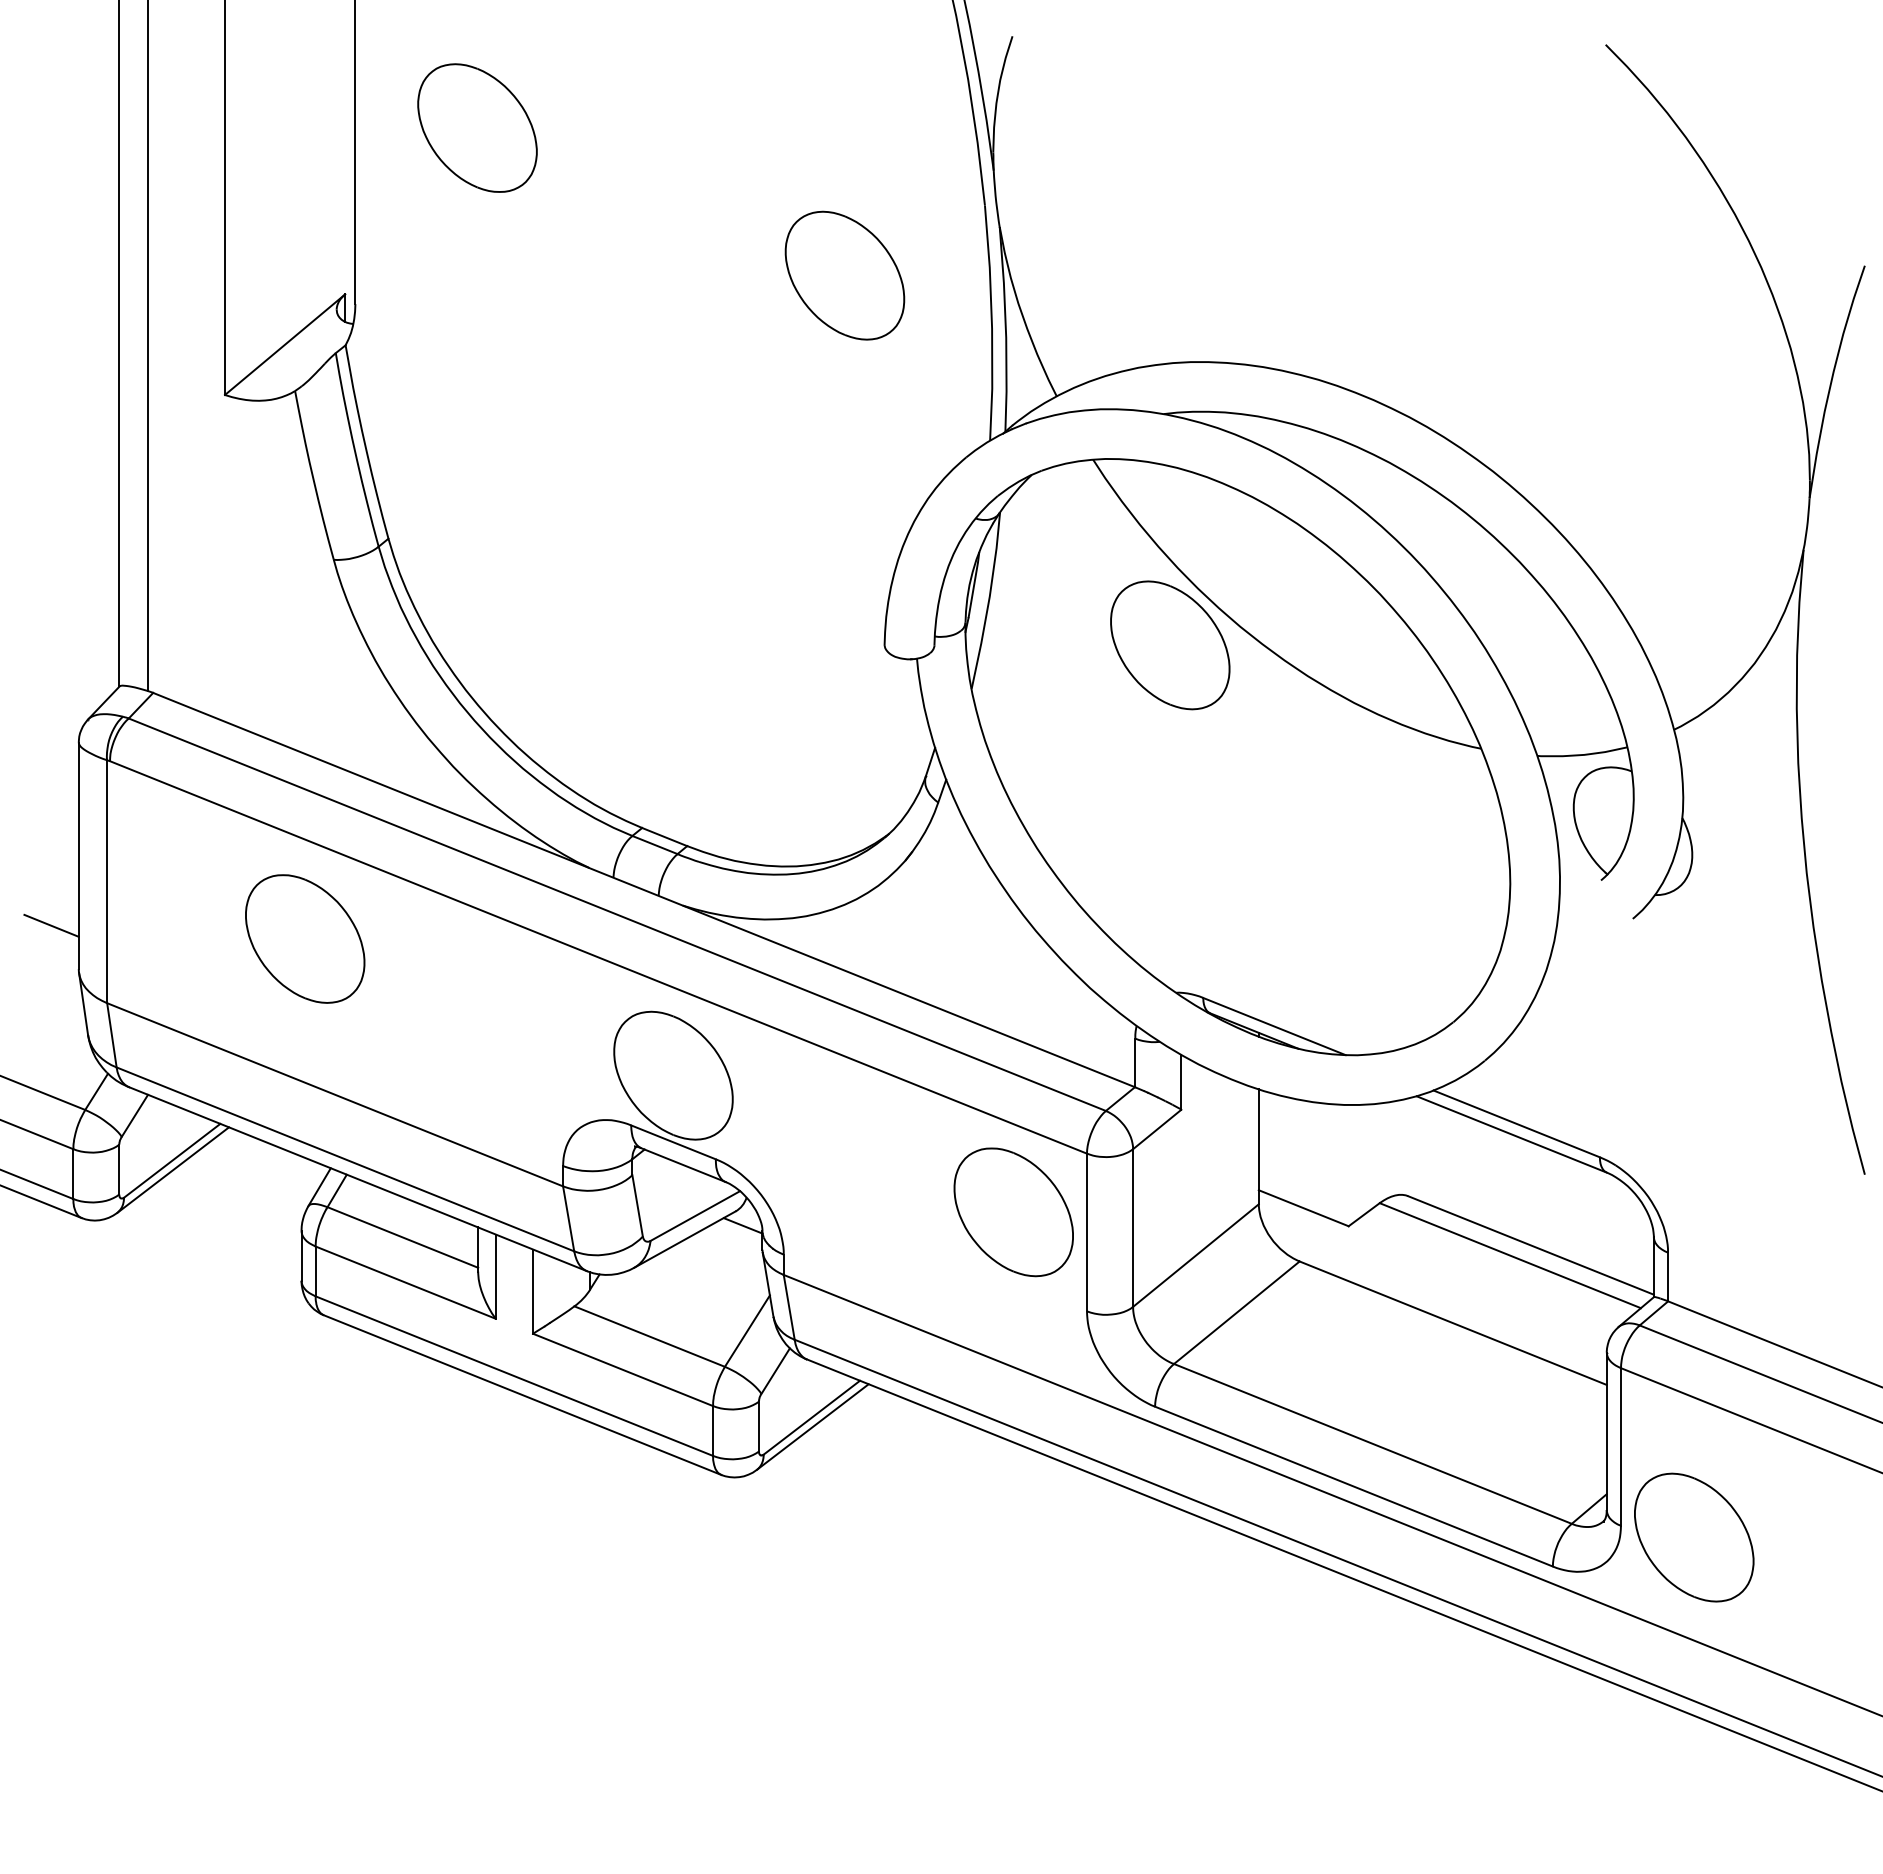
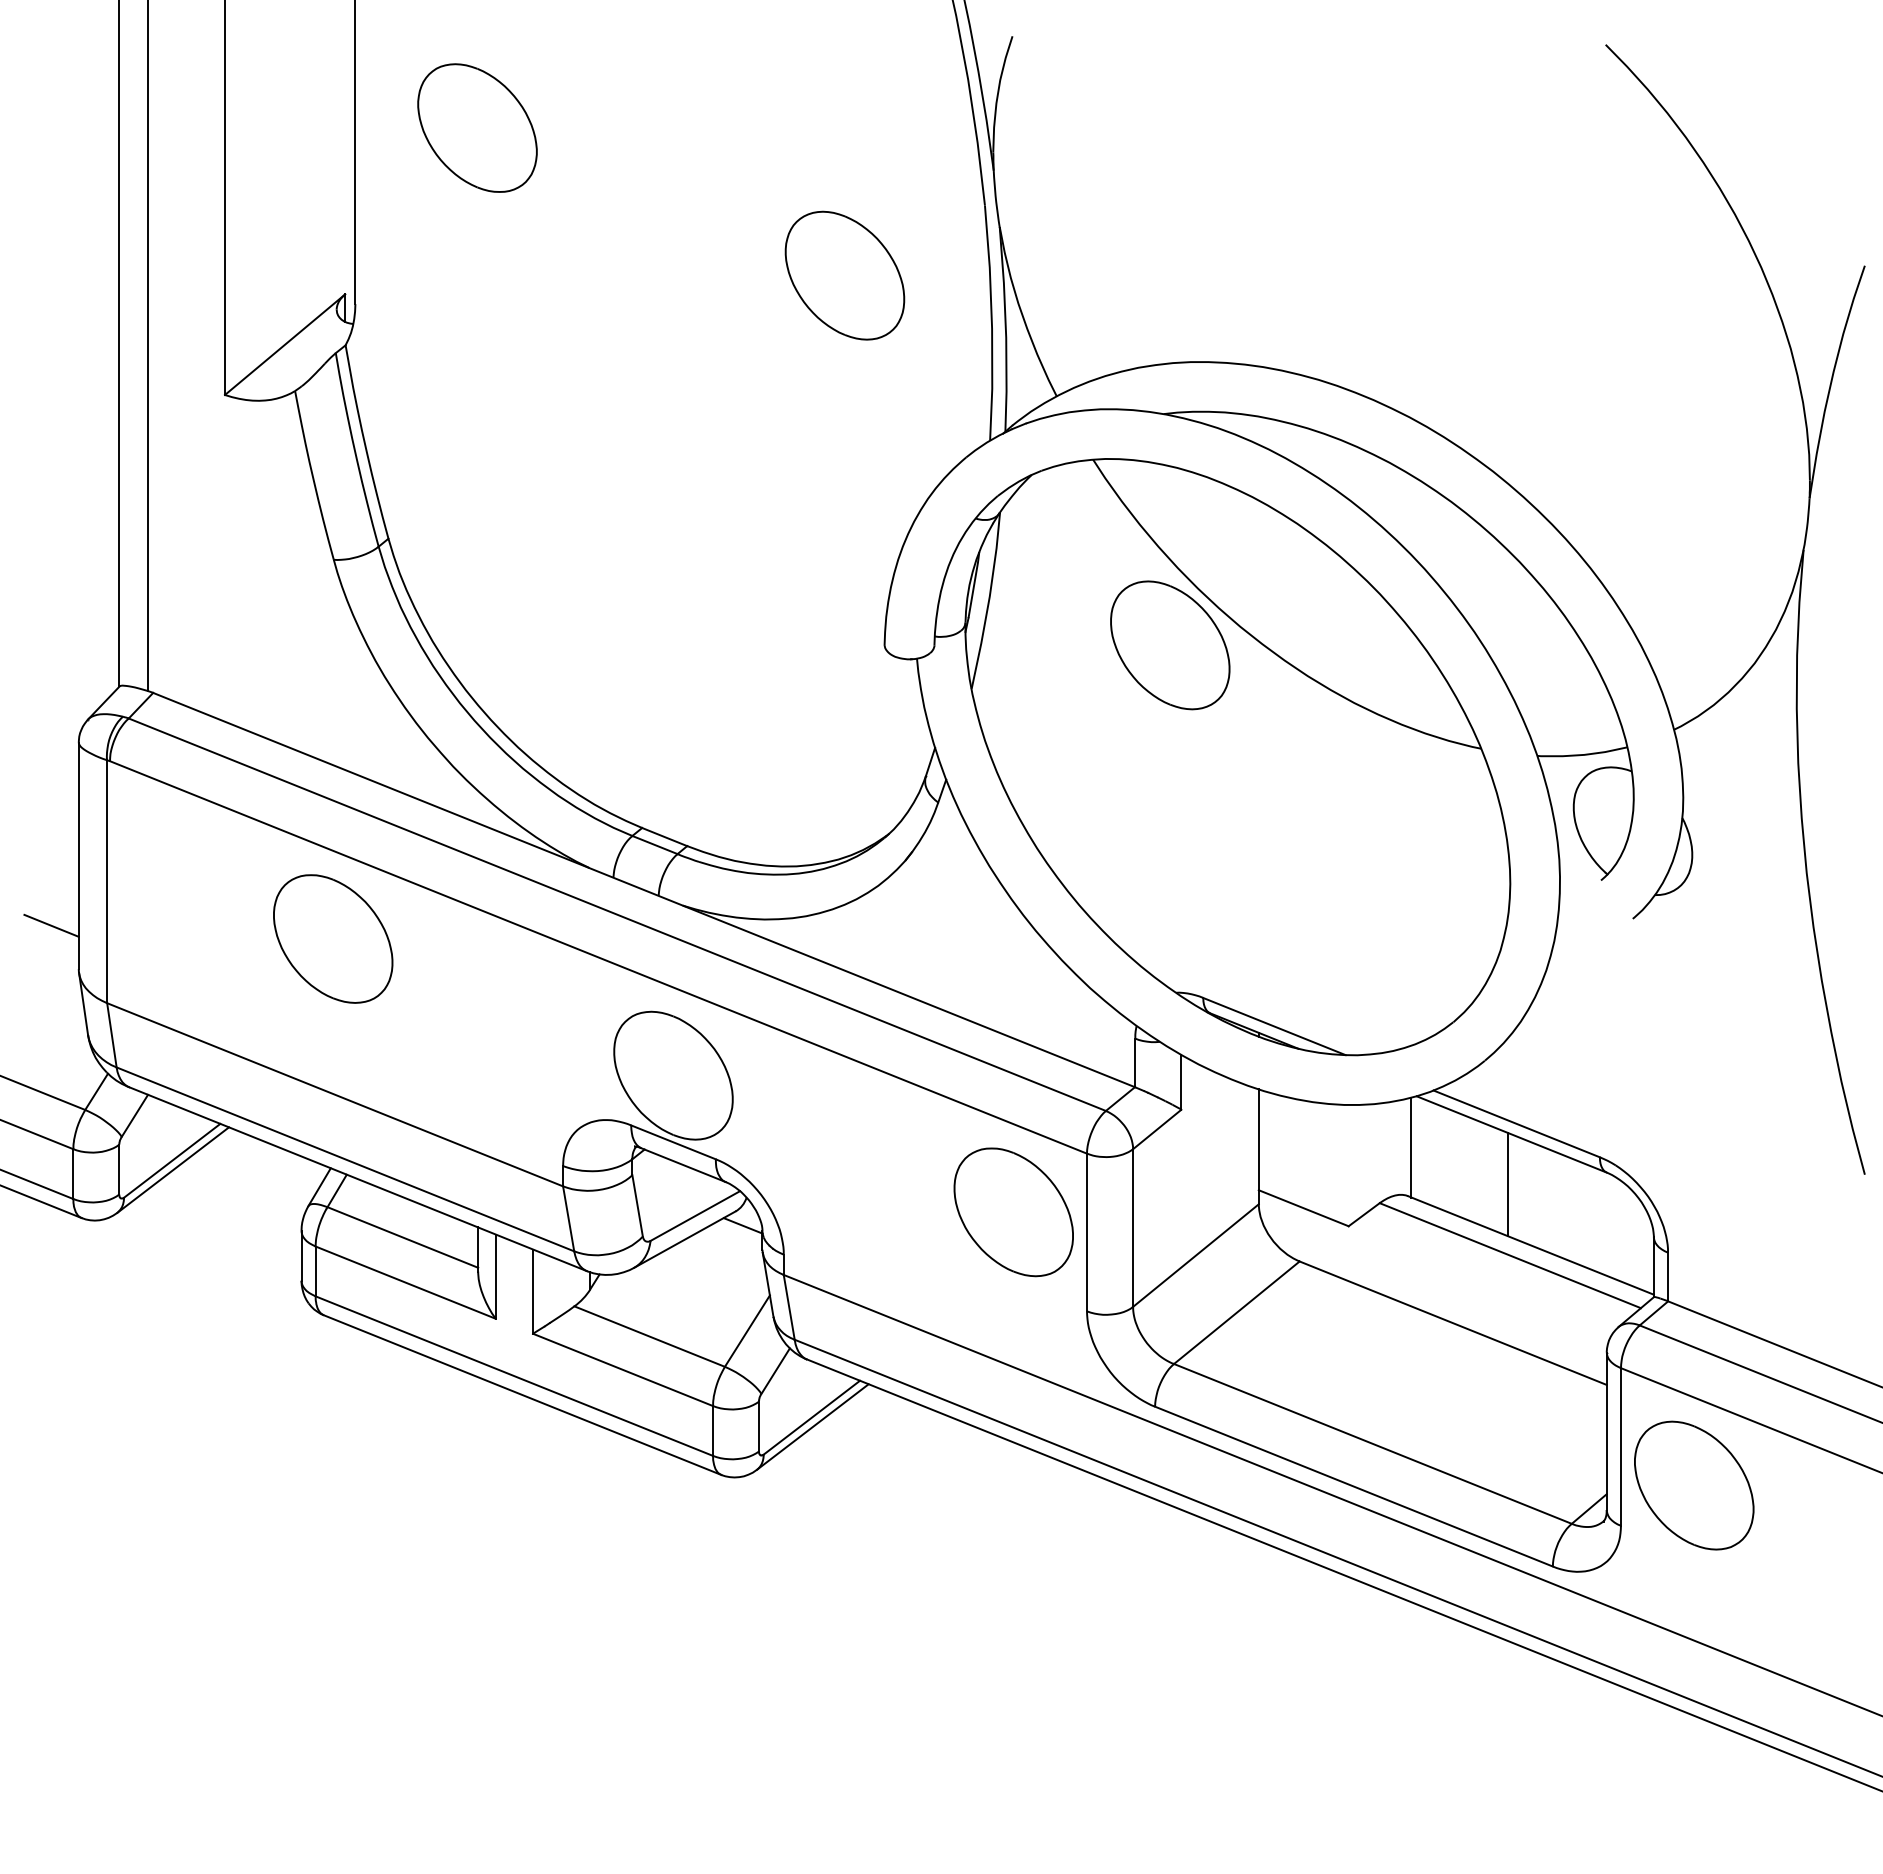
part position: (305, 938) -> (333, 938) (333, 938)
line: none -> present (1411, 1147)
line: none -> present (1508, 1184)
part position: (1694, 1537) -> (1694, 1485) (1694, 1485)
